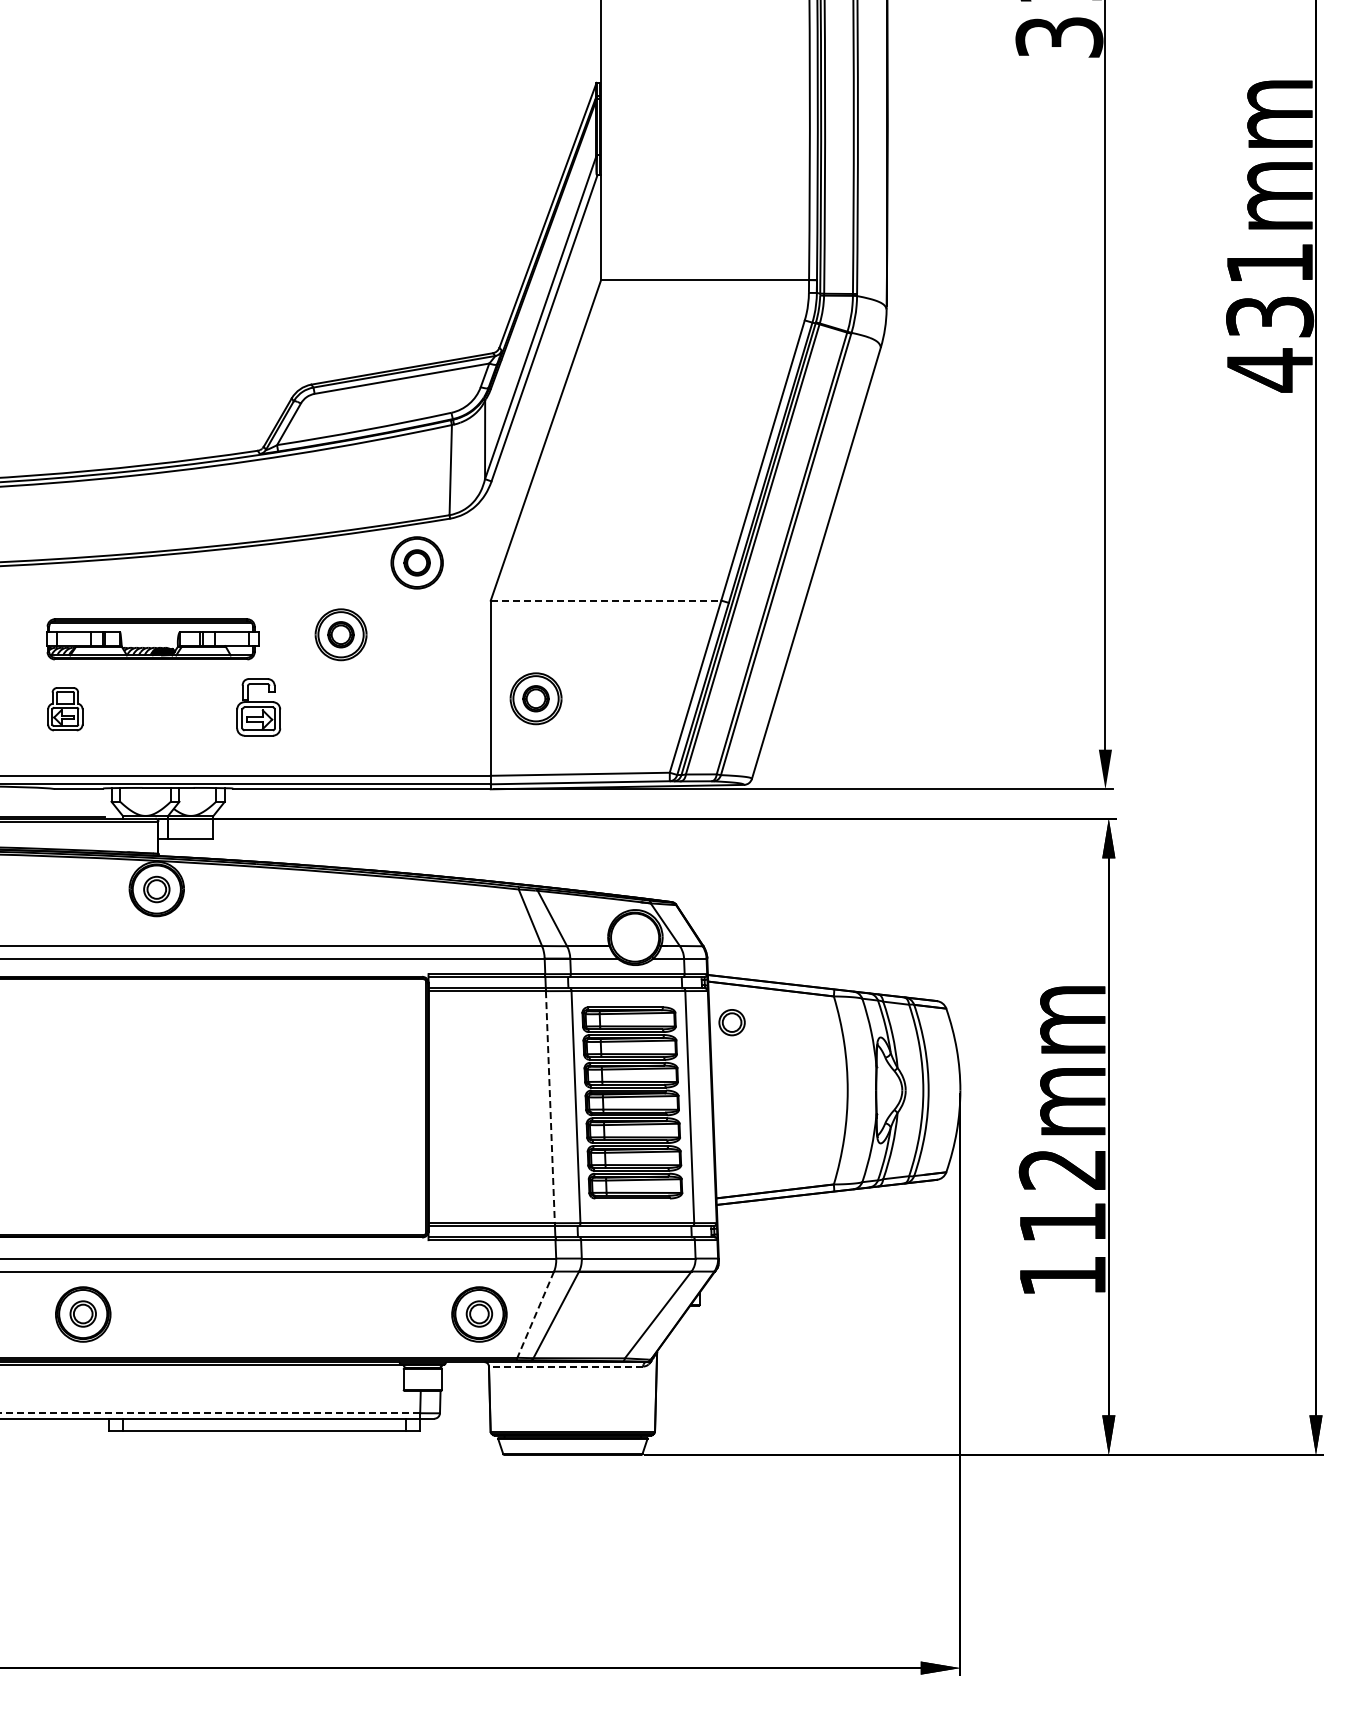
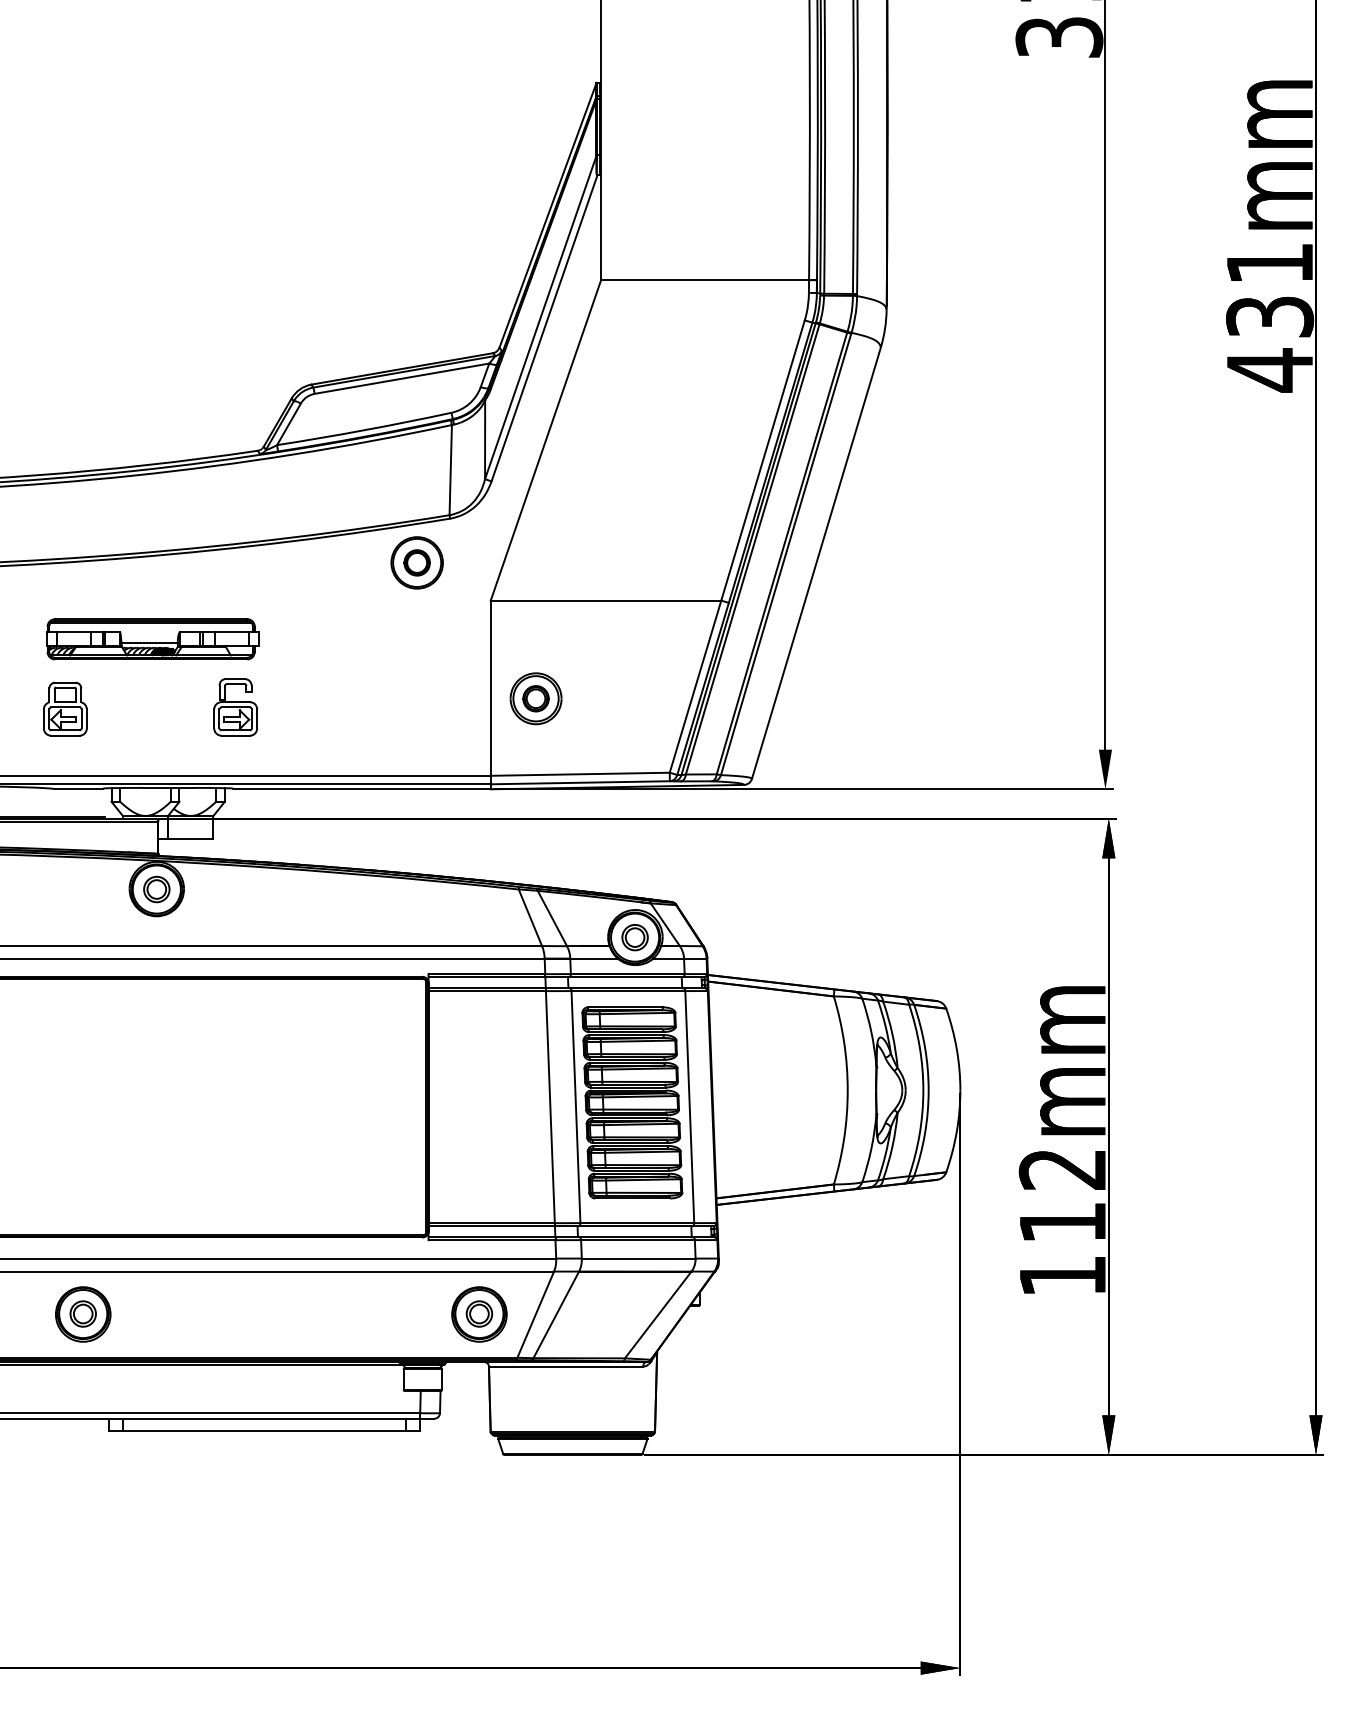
line: dashed -> solid (606, 600)
part: present -> none (340, 634)
line: none -> present (149, 643)
part position: (258, 707) -> (235, 707) (235, 707)
part size: 37x45 px -> 45x56 px (65, 708)
part position: (731, 1022) -> (634, 937) (634, 937)
line: dashed -> solid (550, 1107)
line: dashed -> solid (535, 1314)
line: dashed -> solid (565, 1366)
line: dashed -> solid (210, 1413)
